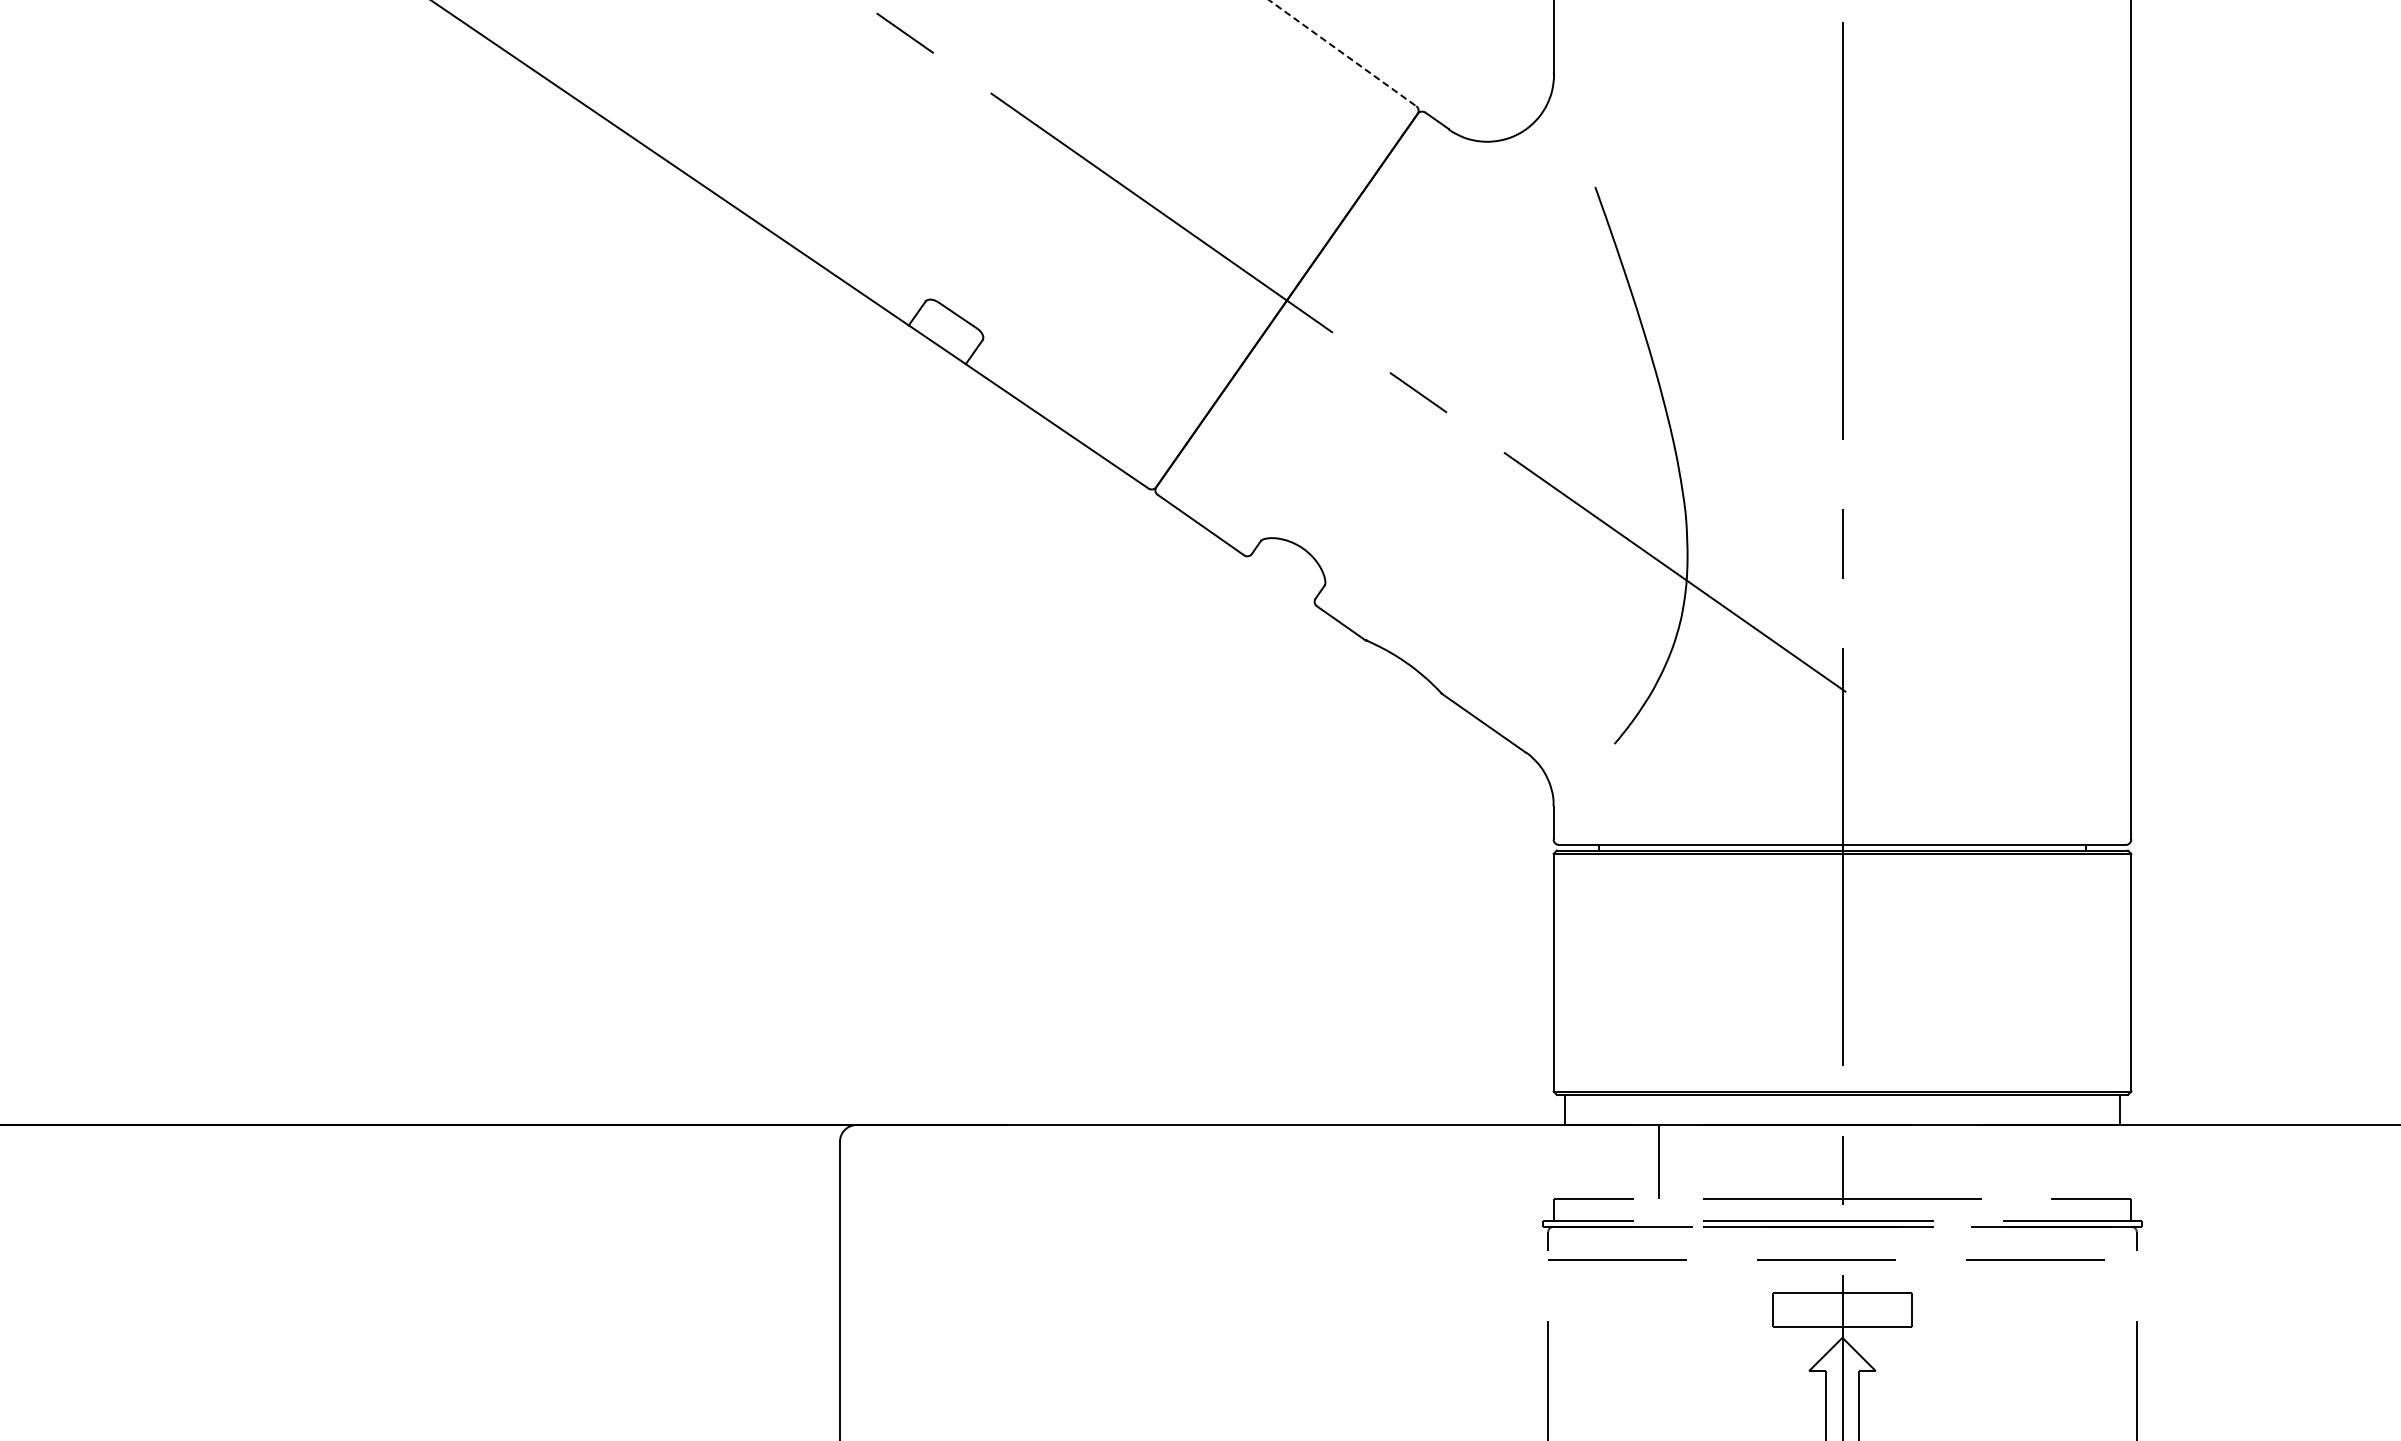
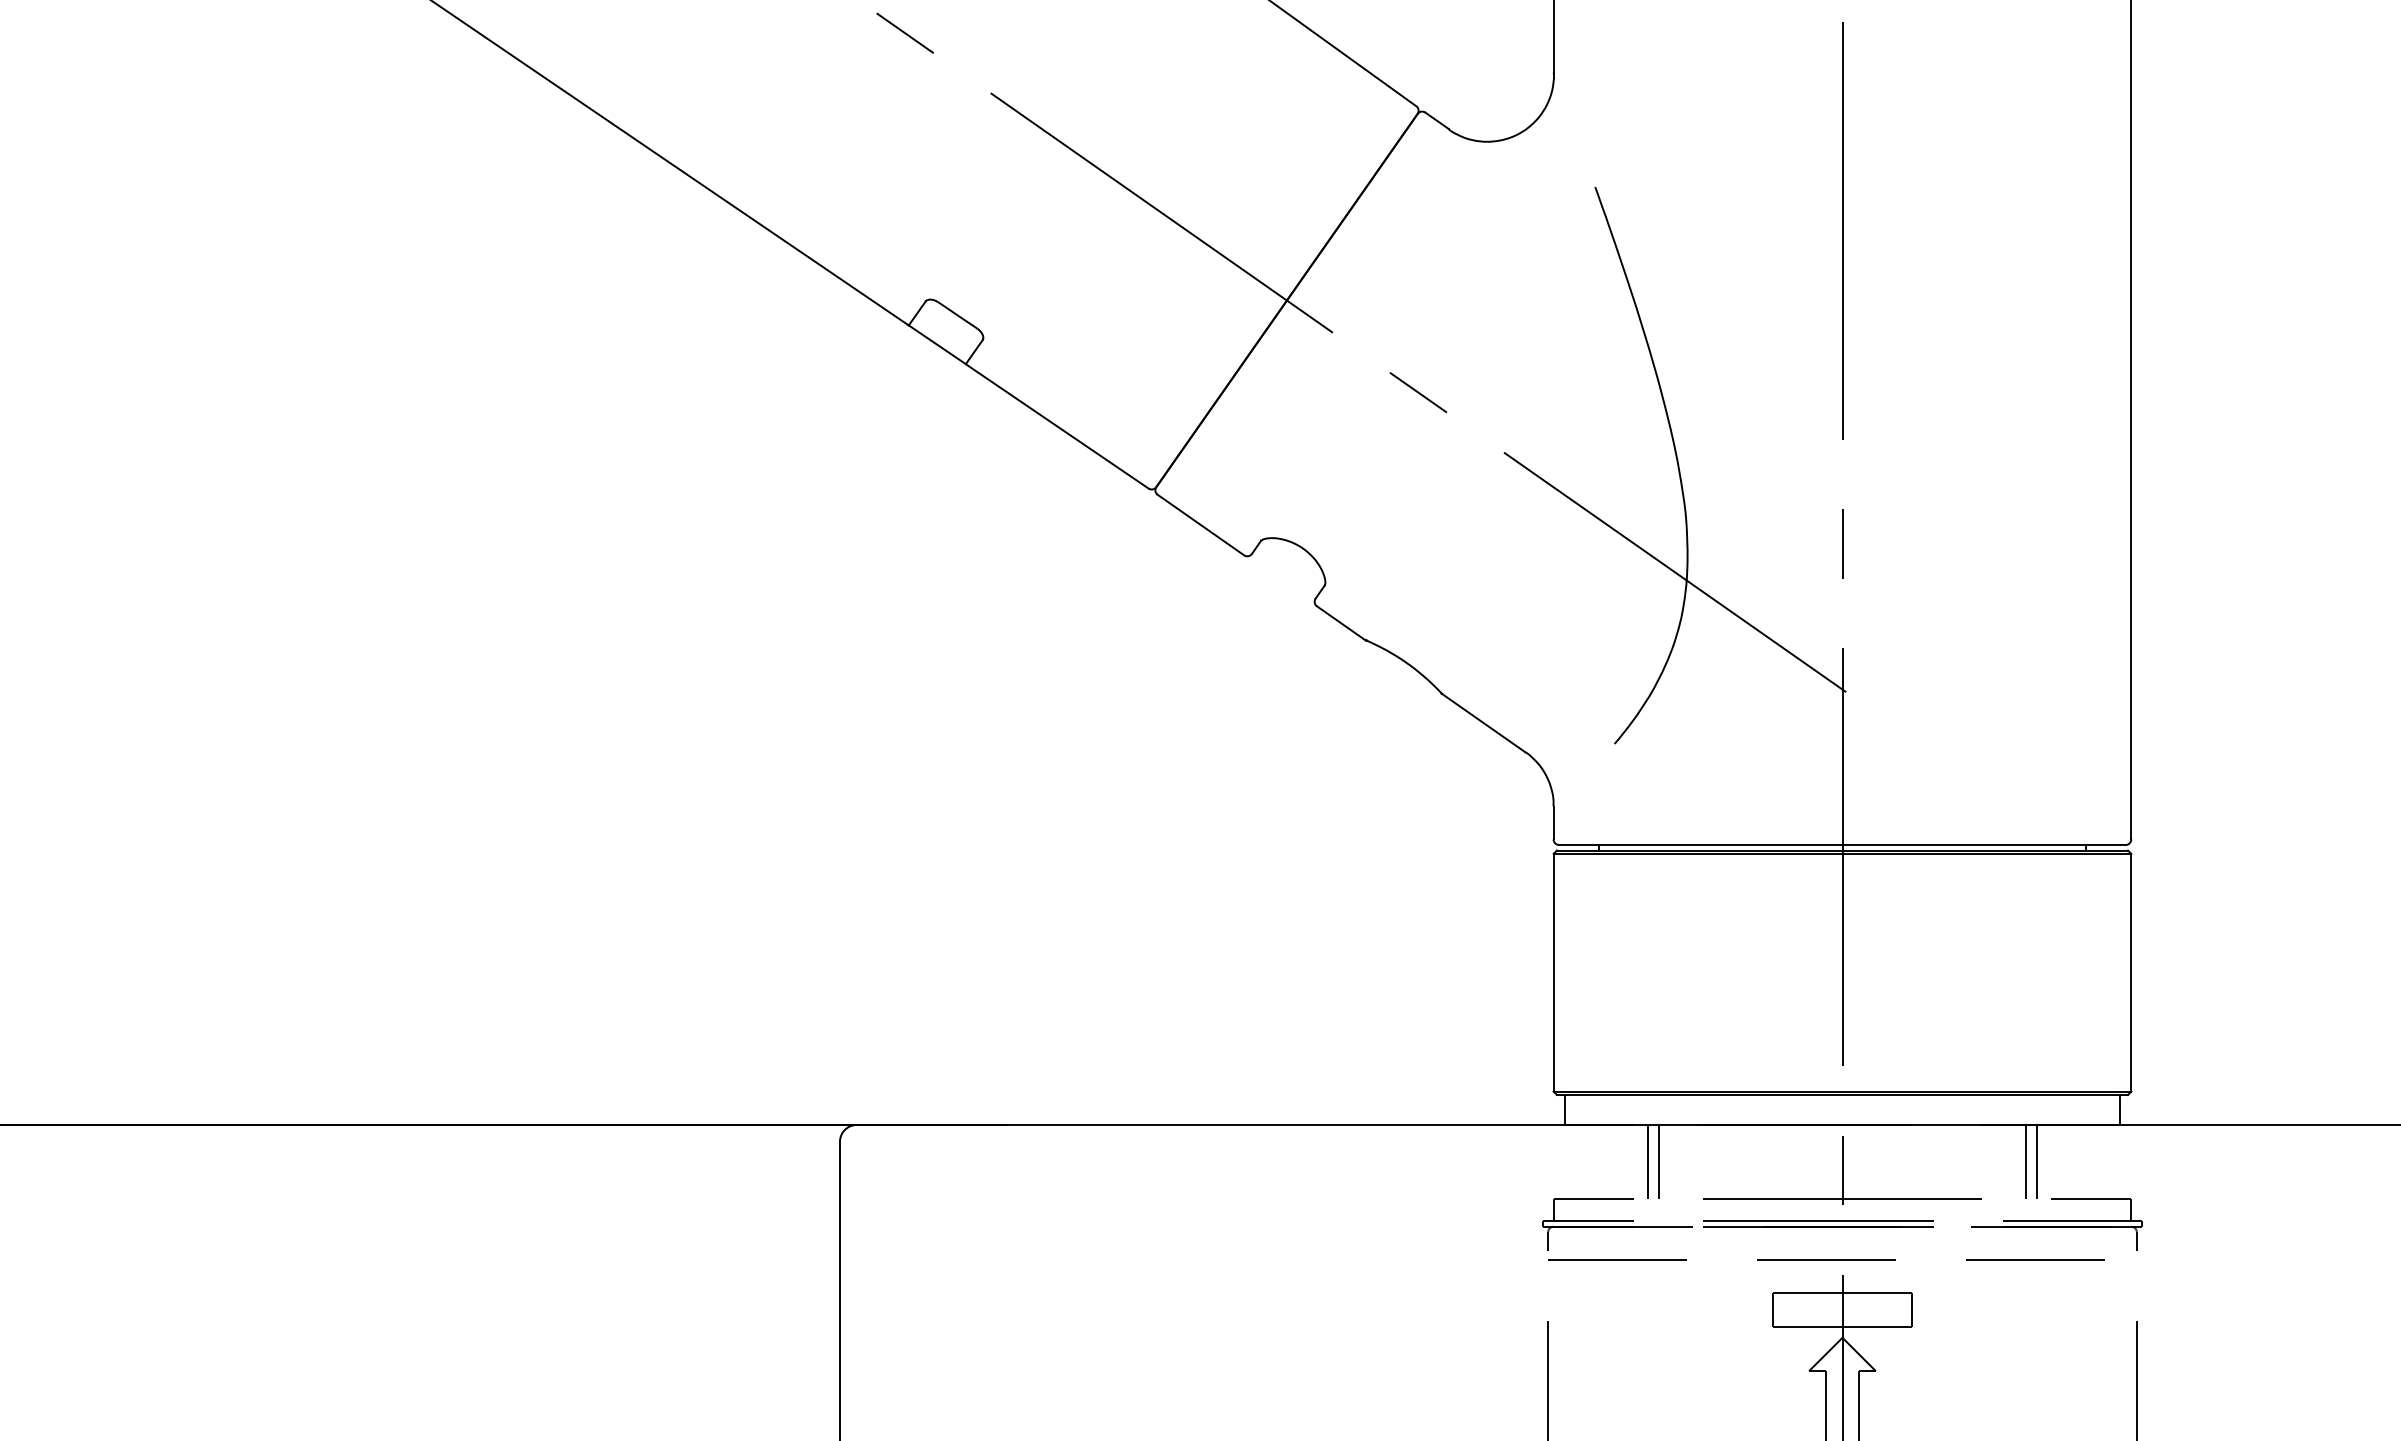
line: dashed -> solid (1342, 53)
line: none -> present (1648, 1161)
line: none -> present (2025, 1161)
line: none -> present (2036, 1161)
